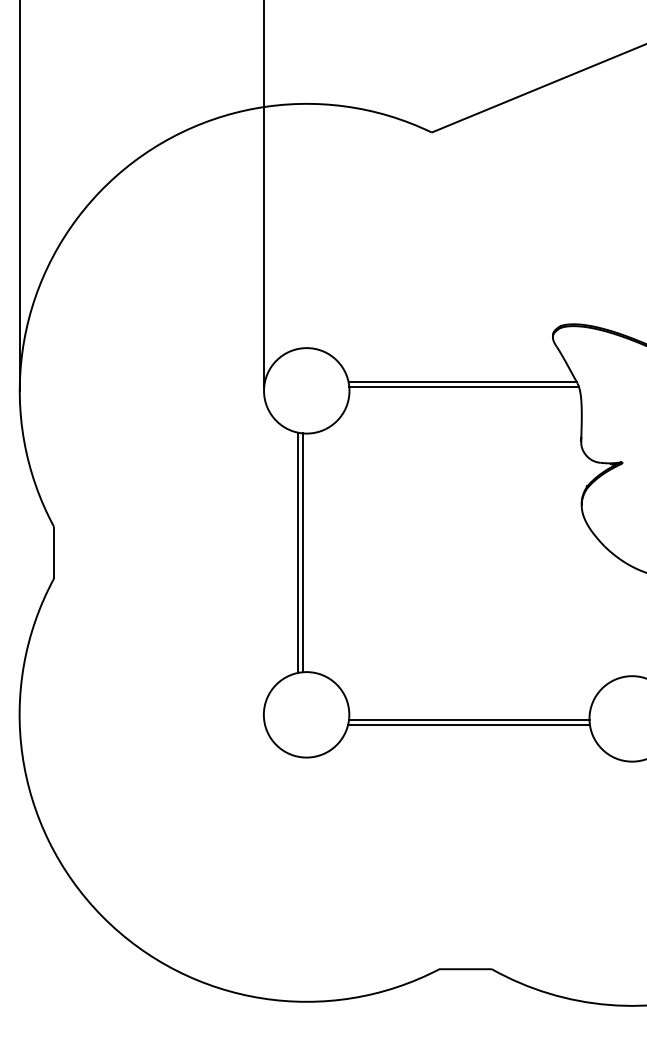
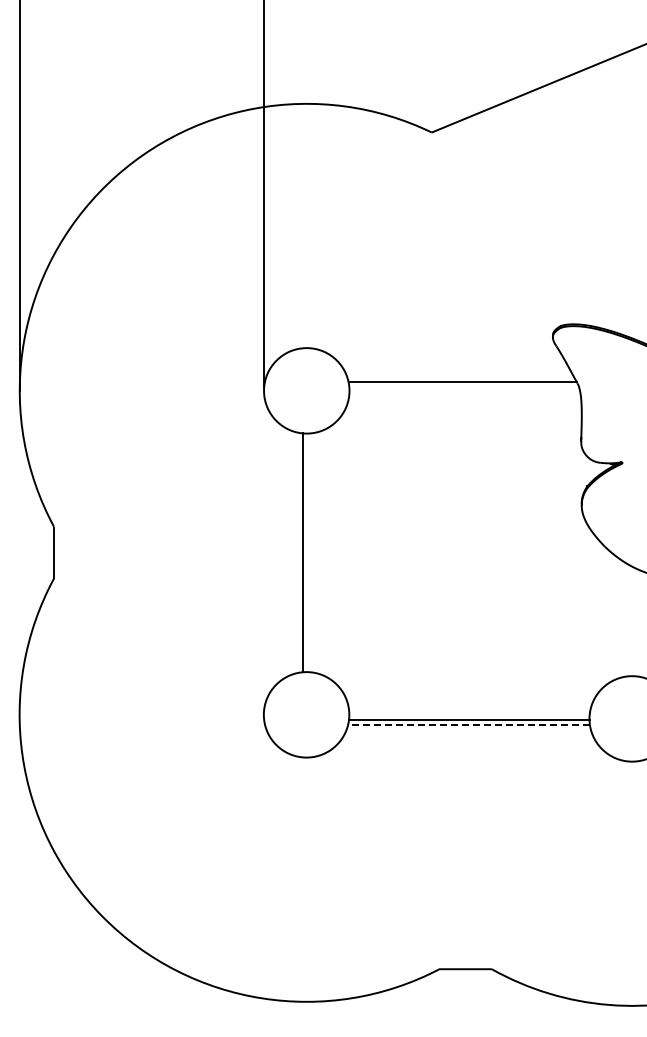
line: present -> none (464, 387)
line: present -> none (298, 552)
line: solid -> dashed (469, 724)
